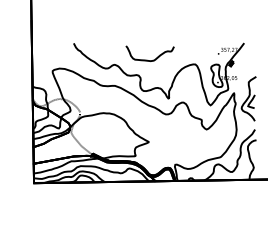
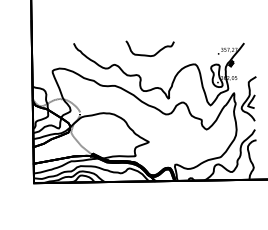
curve position: (147, 59) -> (147, 54) (147, 54)
